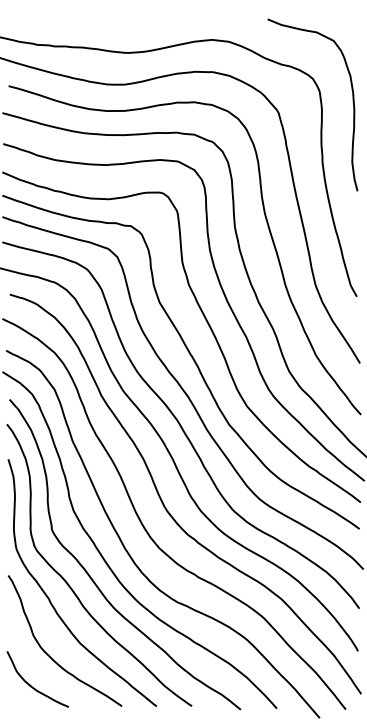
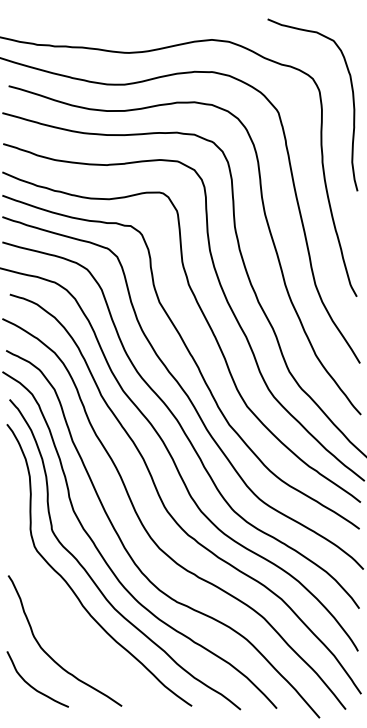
curve: present -> none (50, 599)
